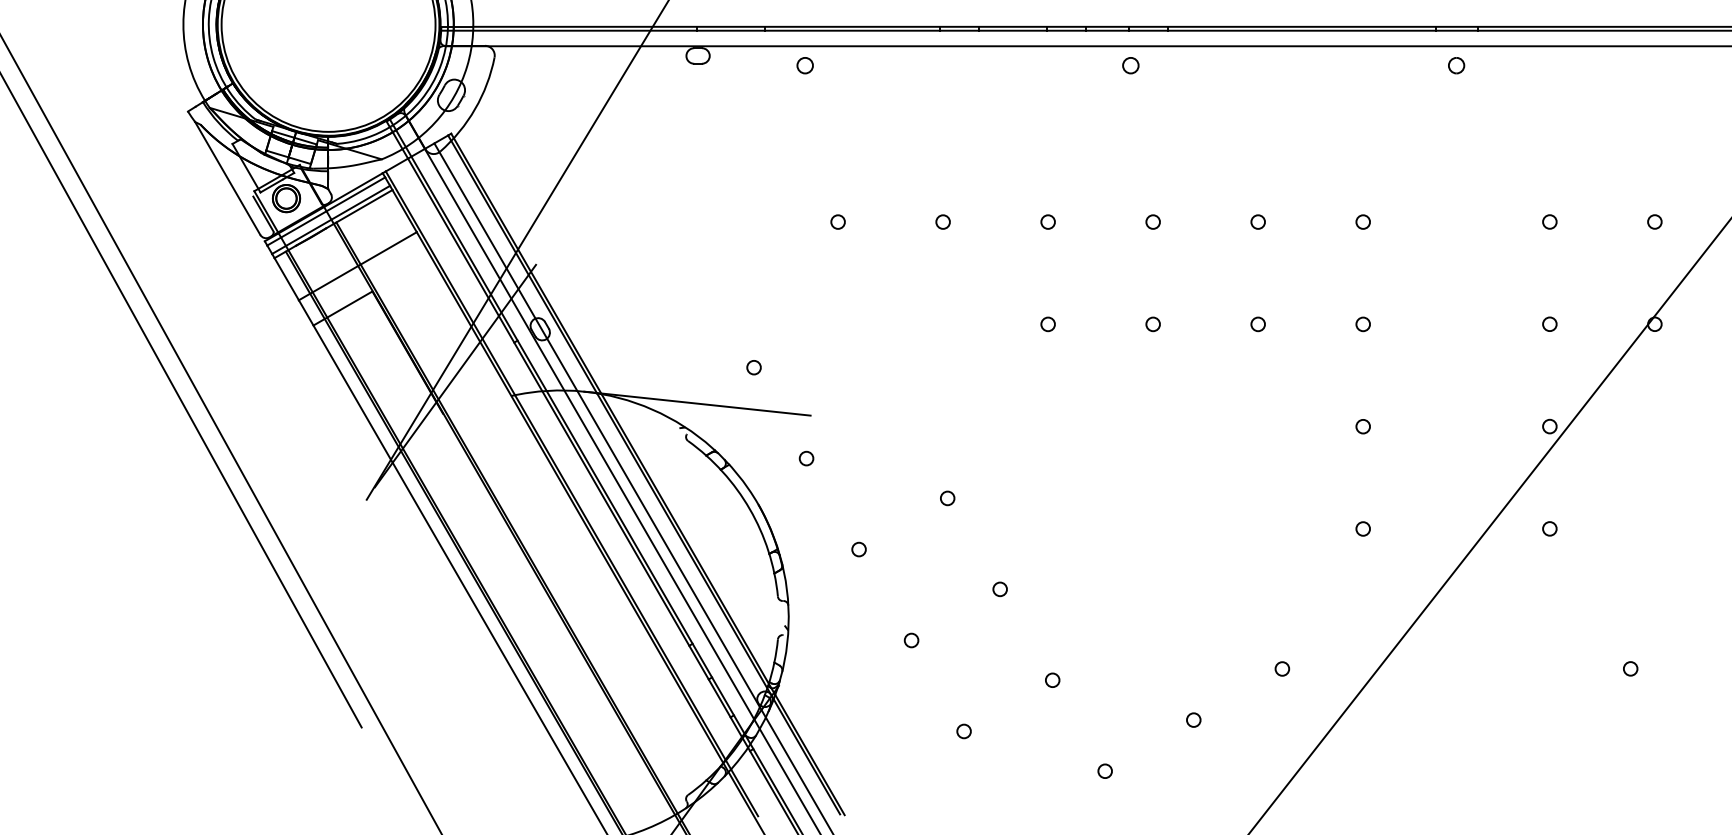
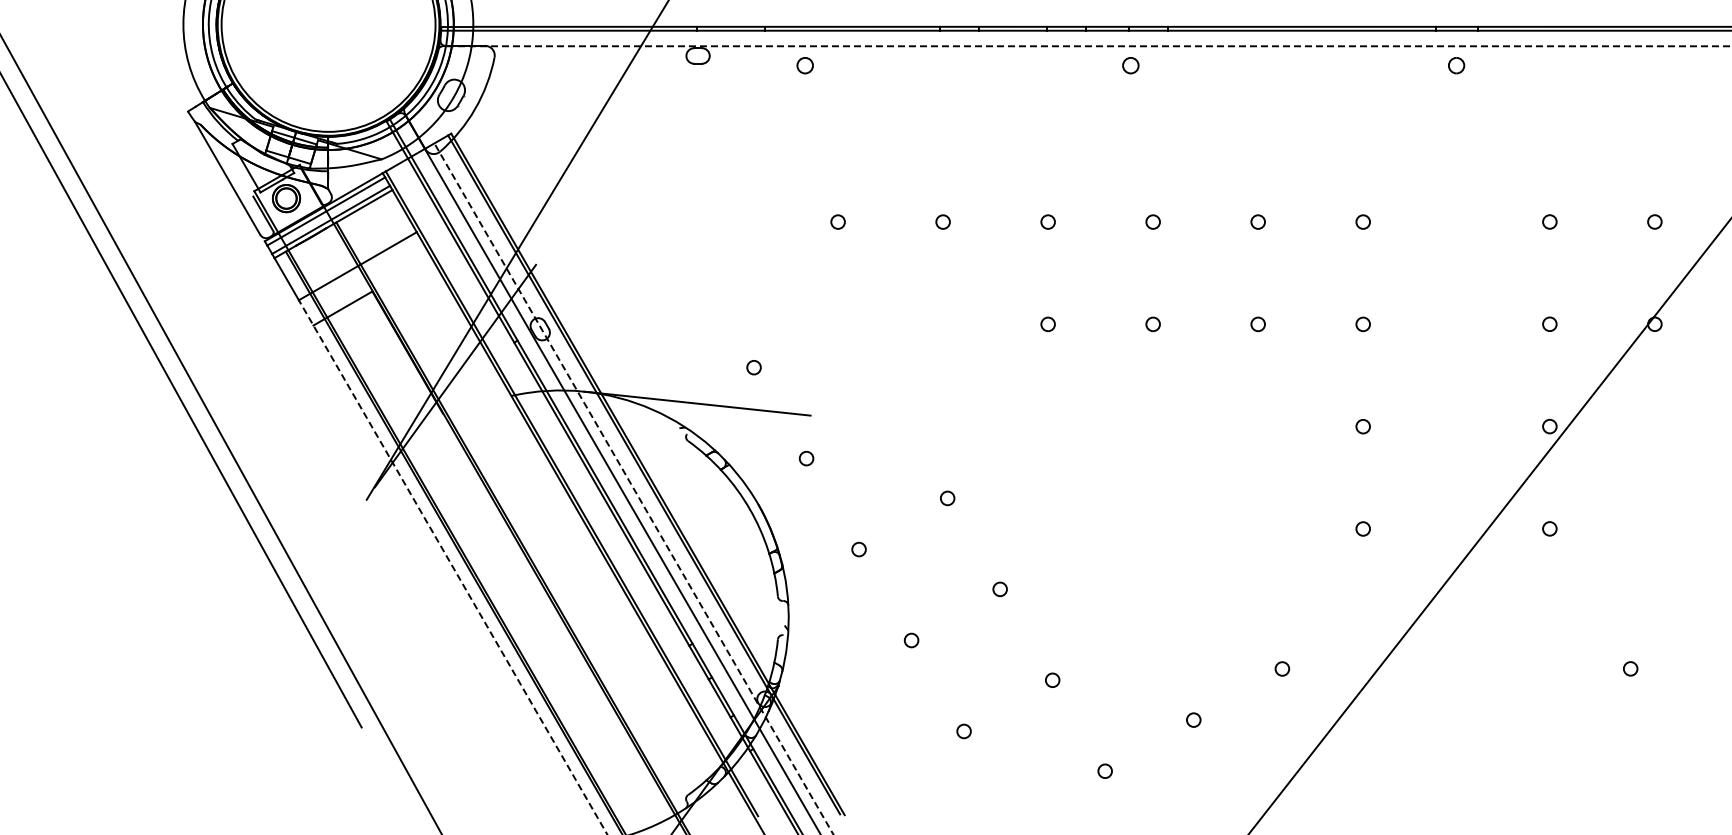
line: solid -> dashed (1088, 46)
line: solid -> dashed (633, 488)
line: solid -> dashed (452, 566)
